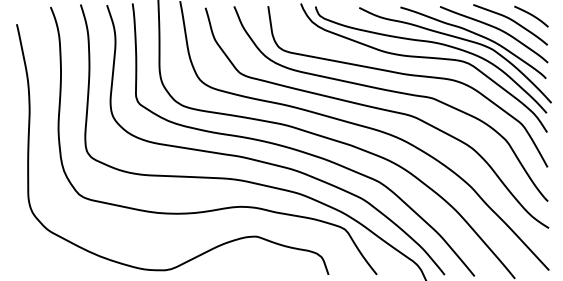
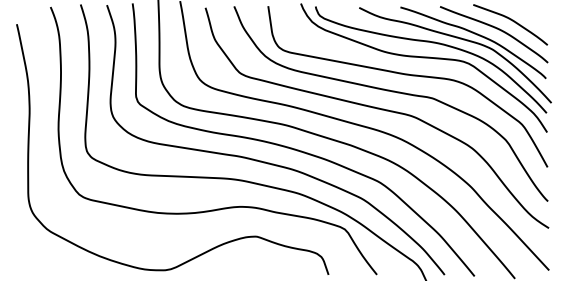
curve: present -> none (531, 15)
